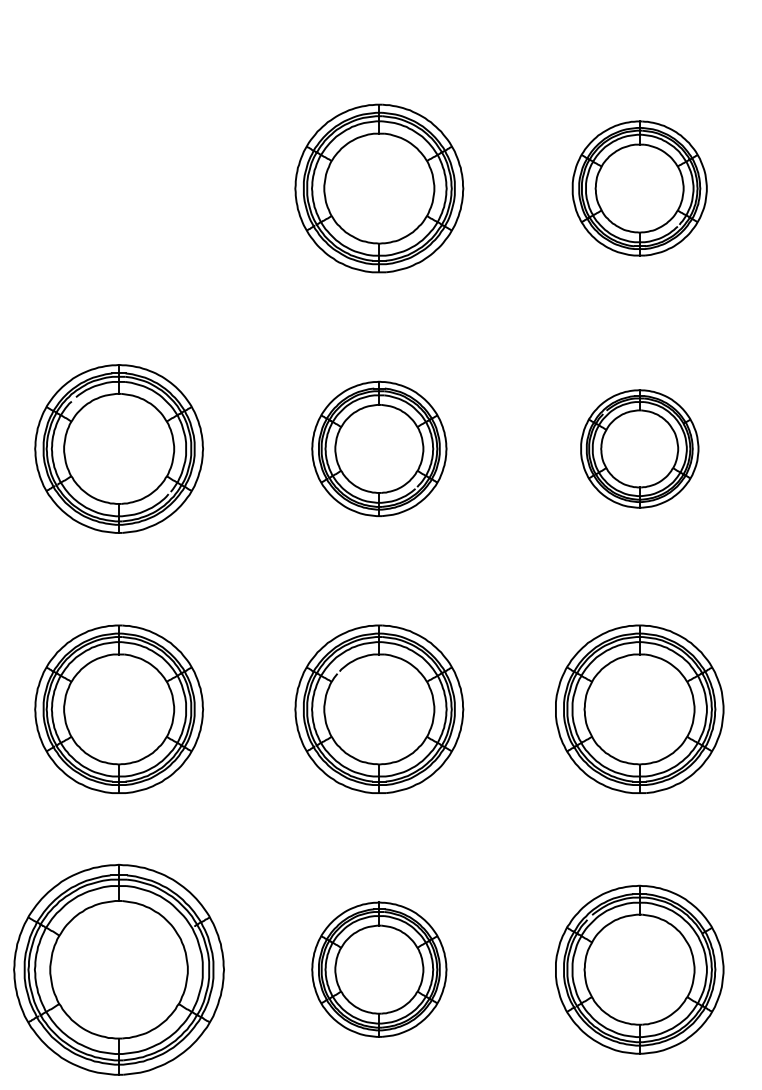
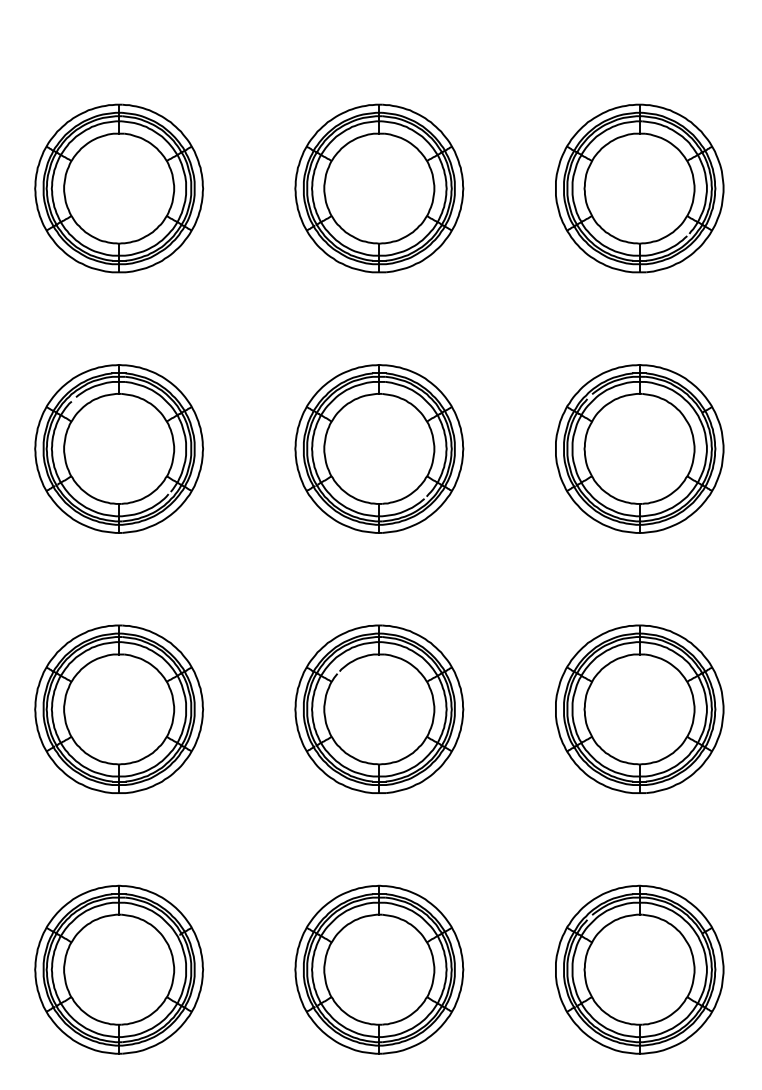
part: none -> present (119, 188)
part size: 137x137 px -> 170x171 px (639, 188)
part size: 137x137 px -> 171x170 px (379, 448)
part size: 120x120 px -> 170x170 px (639, 448)
part size: 212x213 px -> 171x171 px (119, 969)
part size: 137x137 px -> 171x171 px (379, 969)
